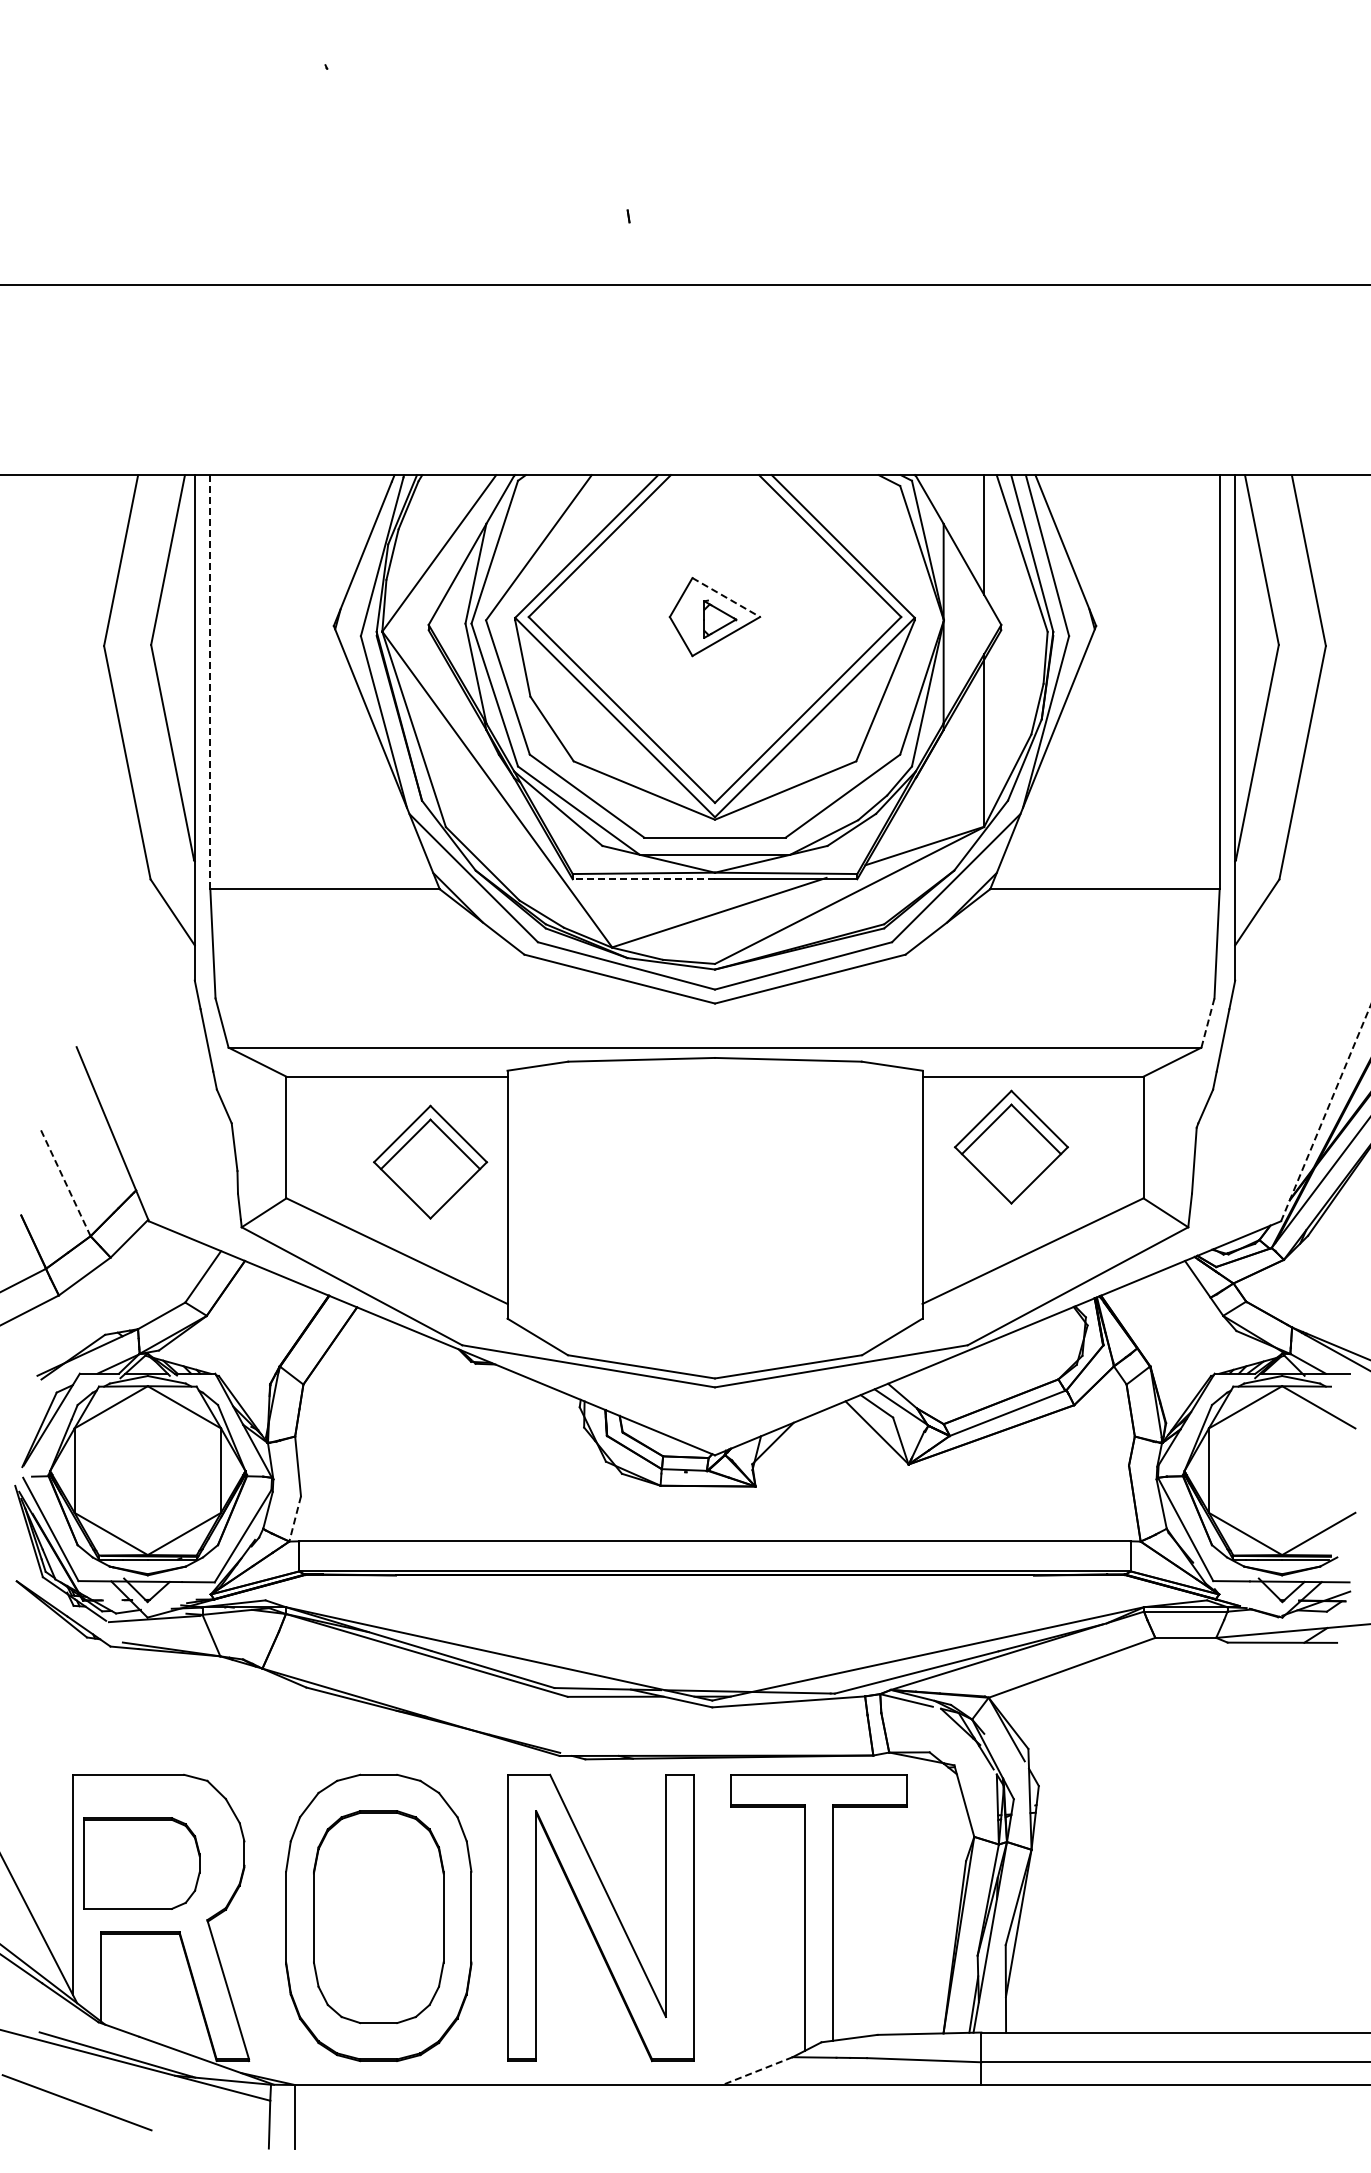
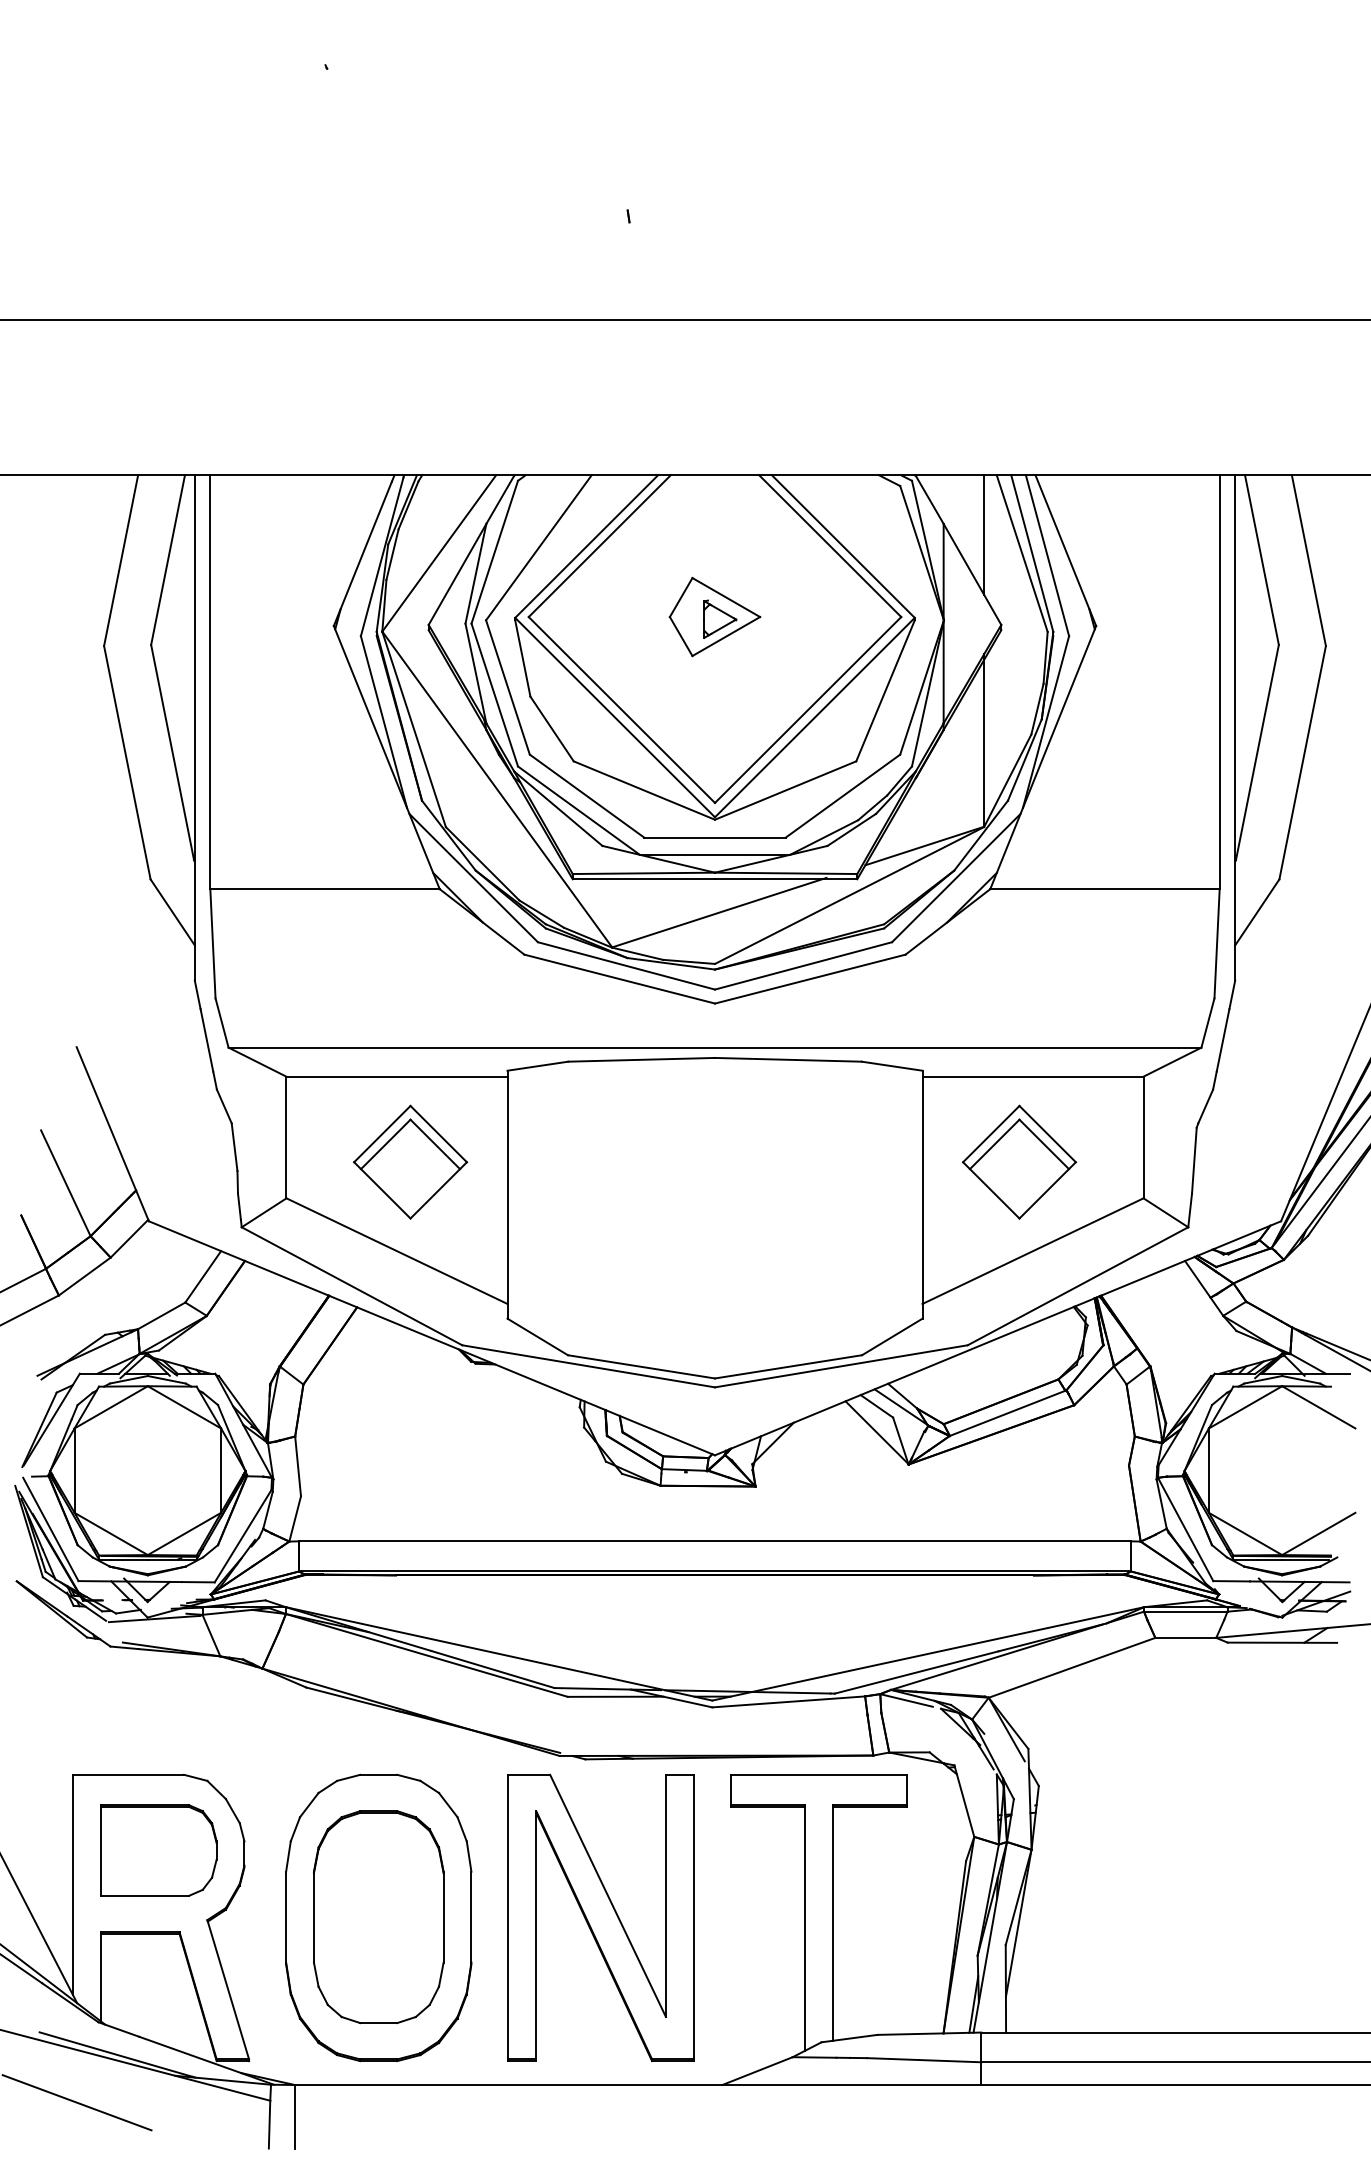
line position: (684, 285) -> (684, 320) (684, 320)
line: dashed -> solid (726, 597)
line: dashed -> solid (210, 682)
line: dashed -> solid (643, 879)
line: dashed -> solid (1208, 1022)
line: dashed -> solid (1325, 1113)
part position: (1010, 1146) -> (1018, 1161) (1018, 1161)
part position: (430, 1161) -> (410, 1161) (410, 1161)
line: dashed -> solid (66, 1183)
line: dashed -> solid (295, 1519)
part position: (141, 1863) -> (158, 1850) (158, 1850)
line: dashed -> solid (757, 2071)
